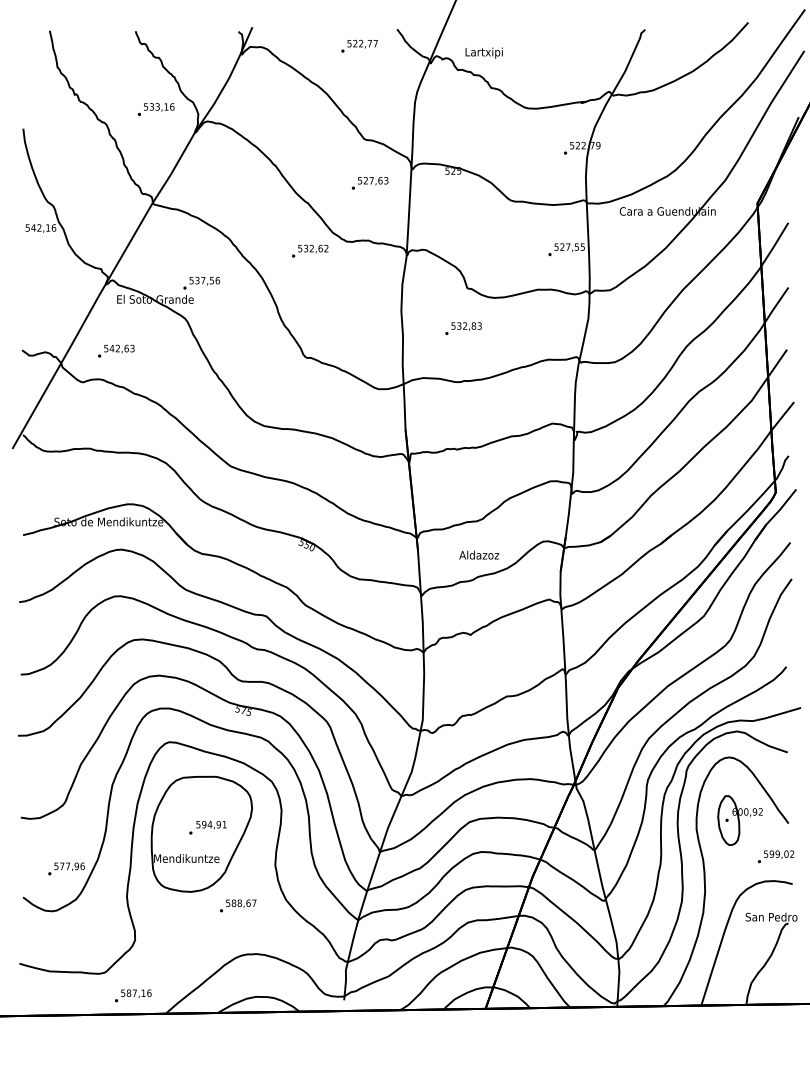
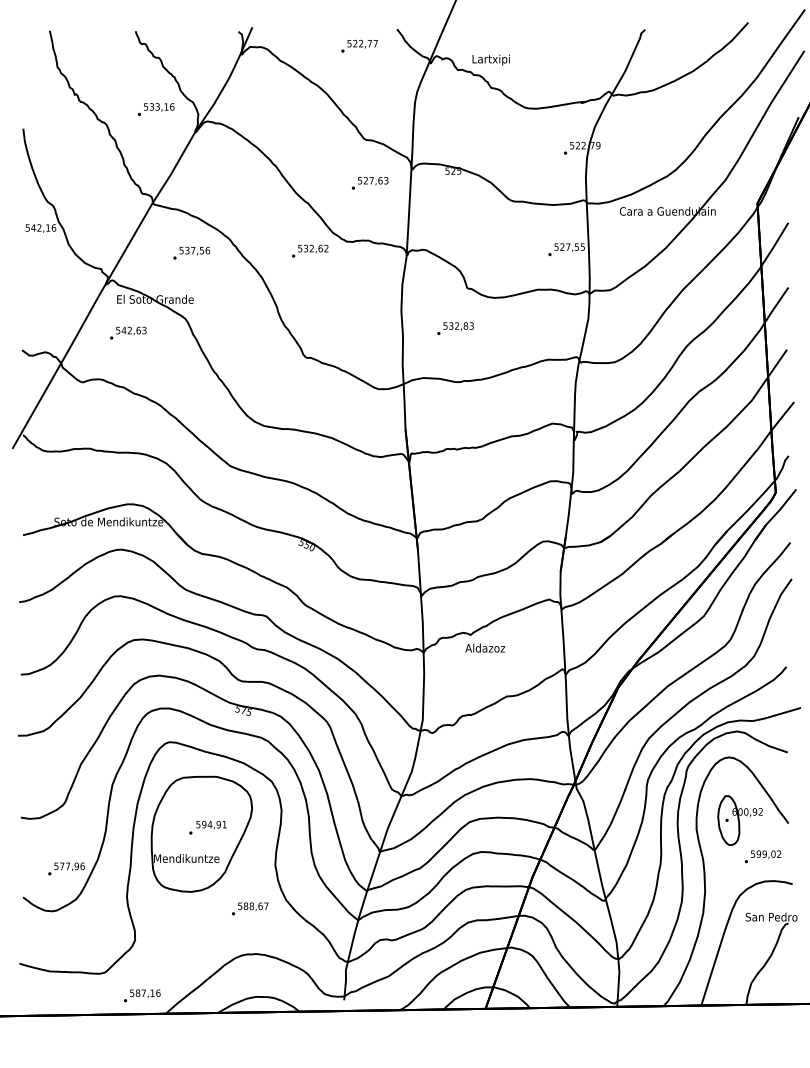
text position: (483, 52) -> (490, 59) (490, 59)
text position: (201, 282) -> (191, 252) (191, 252)
text position: (463, 328) -> (455, 328) (455, 328)
text position: (116, 350) -> (128, 332) (128, 332)
text position: (479, 554) -> (485, 647) (485, 647)
text position: (776, 856) -> (763, 856) (763, 856)
text position: (238, 905) -> (250, 908) (250, 908)
text position: (133, 995) -> (142, 995) (142, 995)
